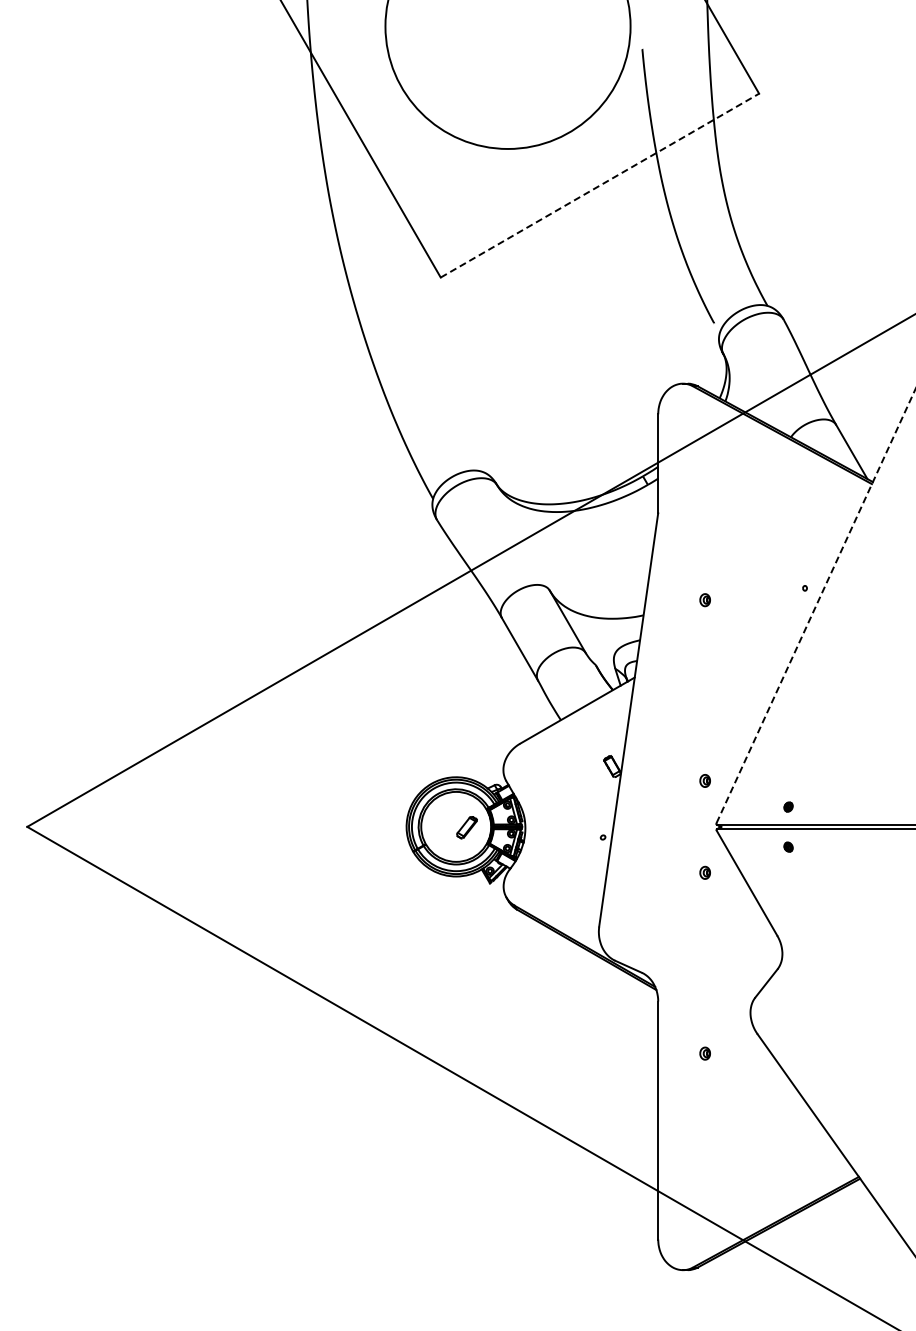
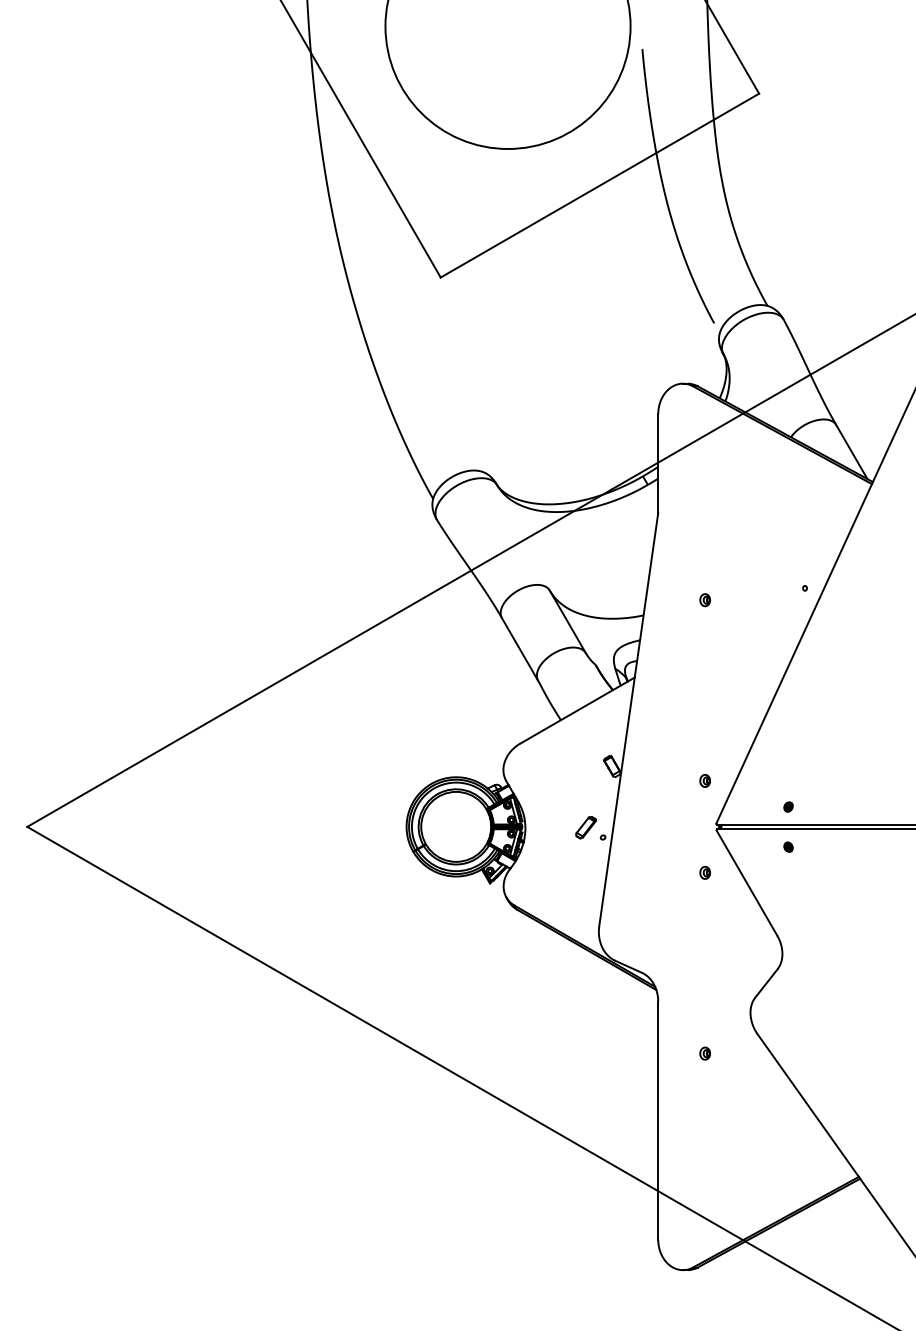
line: dashed -> solid (599, 185)
line: dashed -> solid (816, 605)
part position: (466, 827) -> (585, 827) (585, 827)
